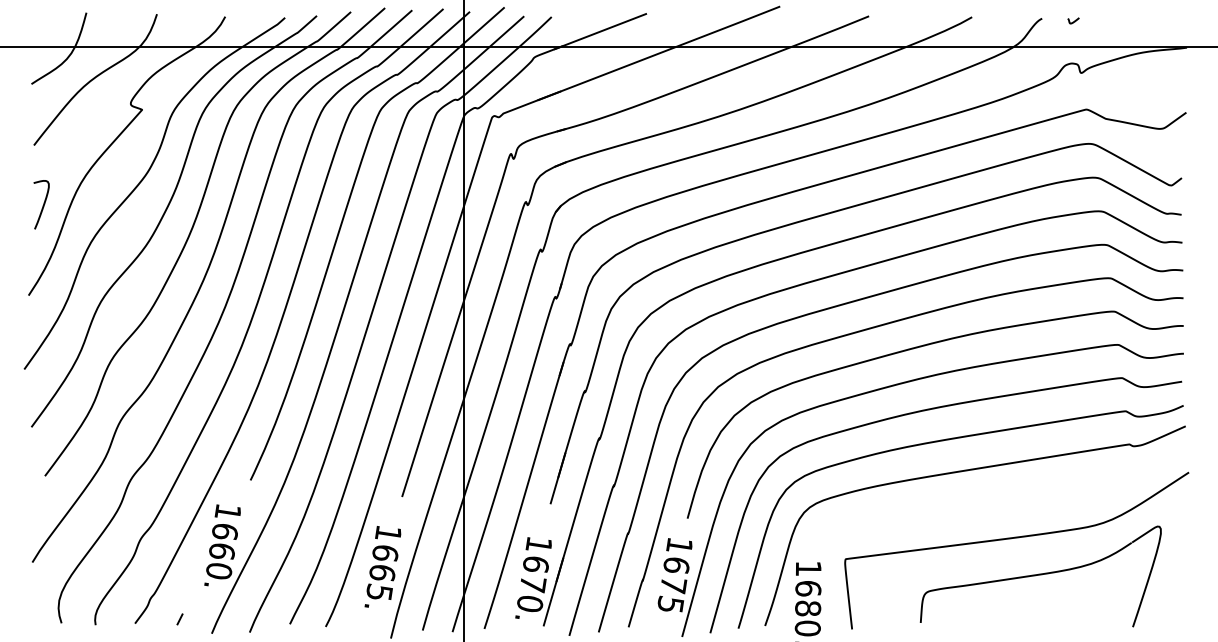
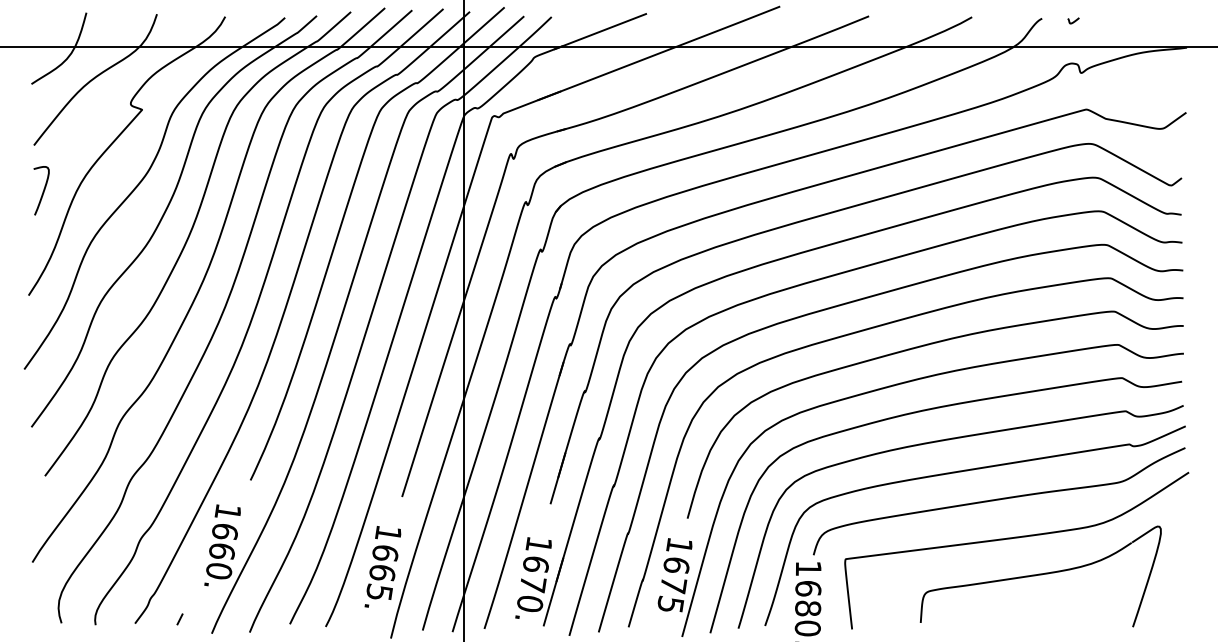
curve position: (42, 205) -> (42, 191) (42, 191)
curve: none -> present (998, 500)
